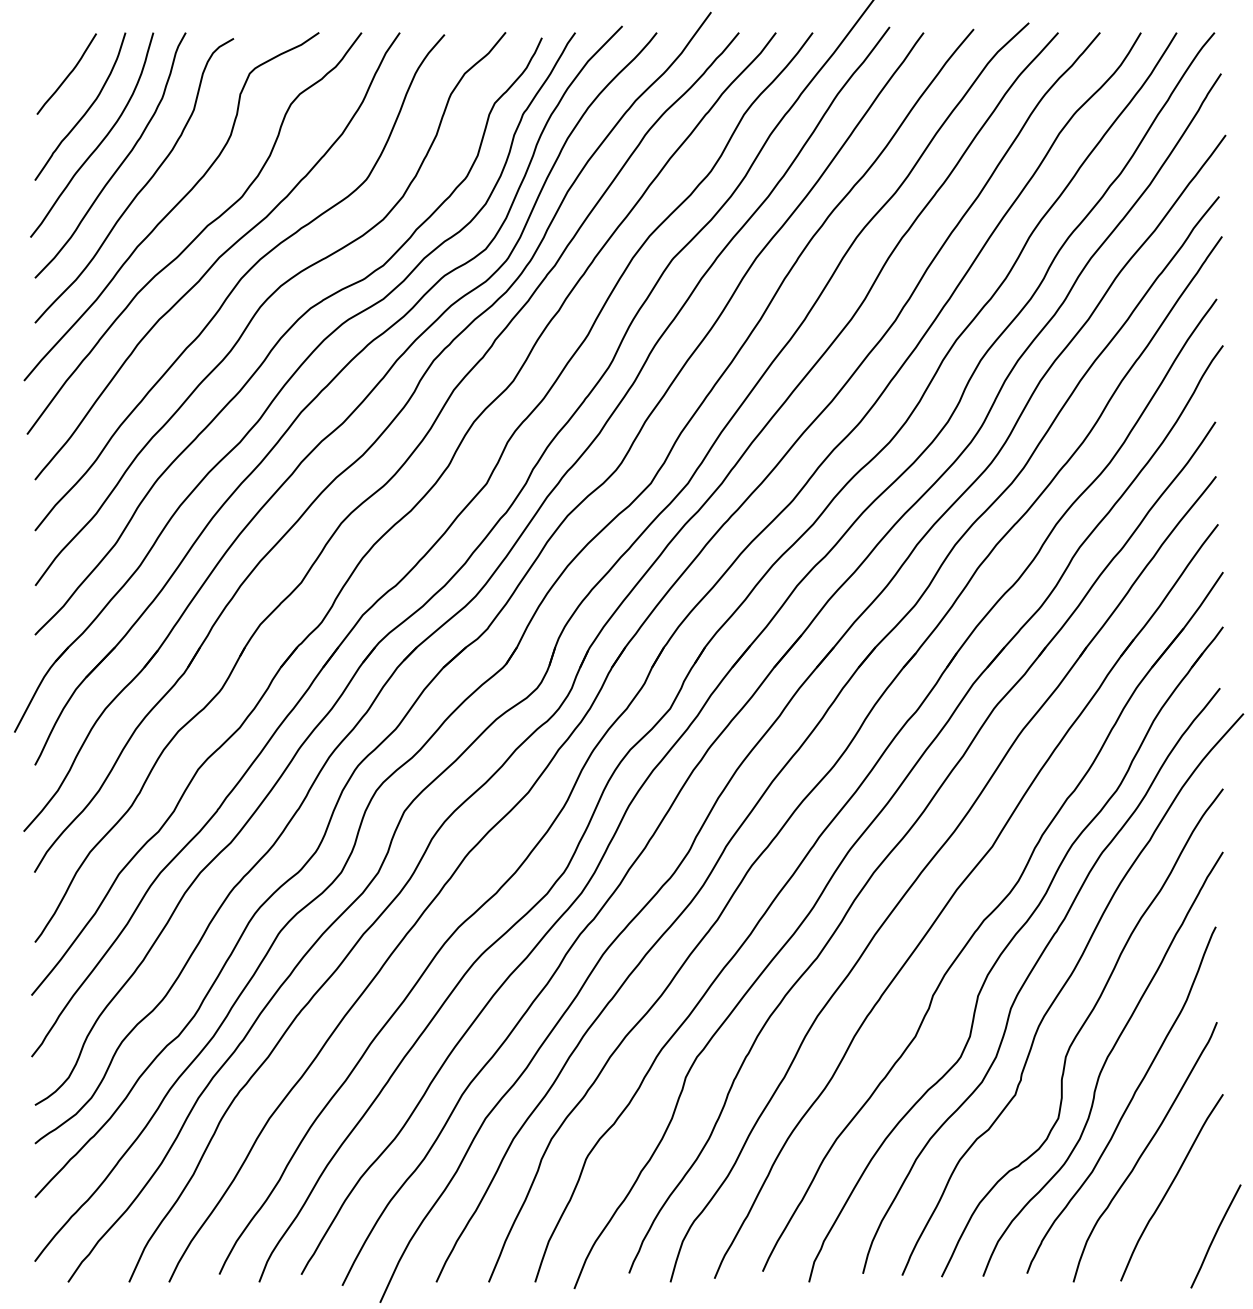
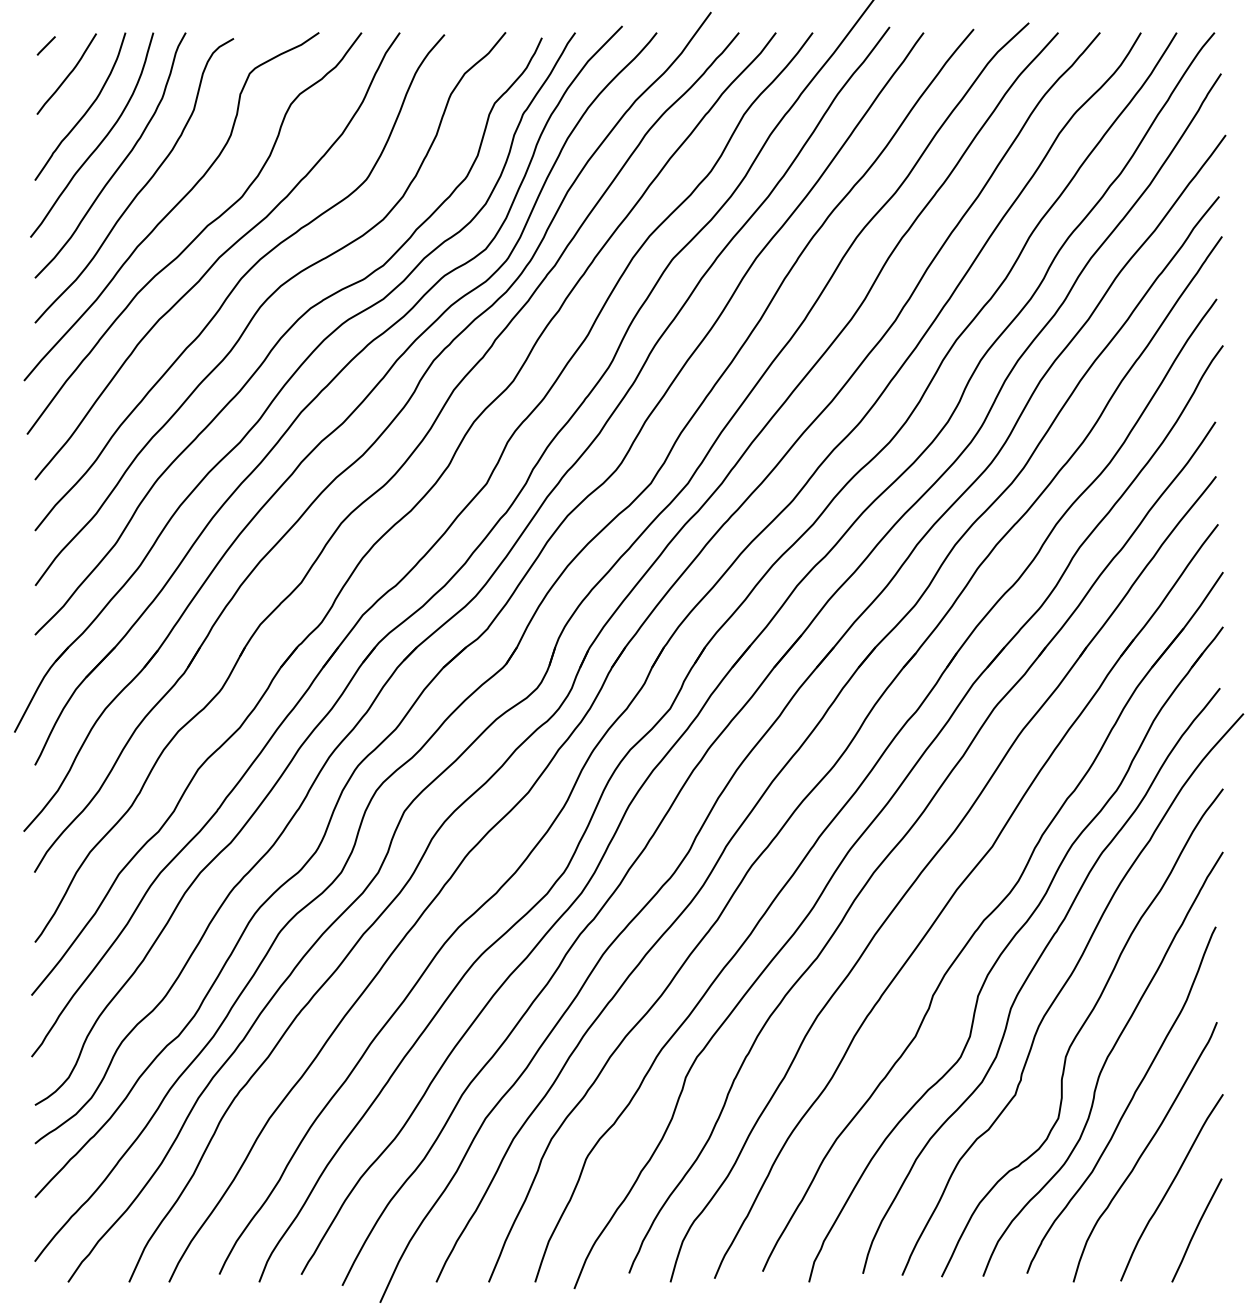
line: none -> present (45, 45)
curve position: (1215, 1236) -> (1196, 1230) (1196, 1230)
